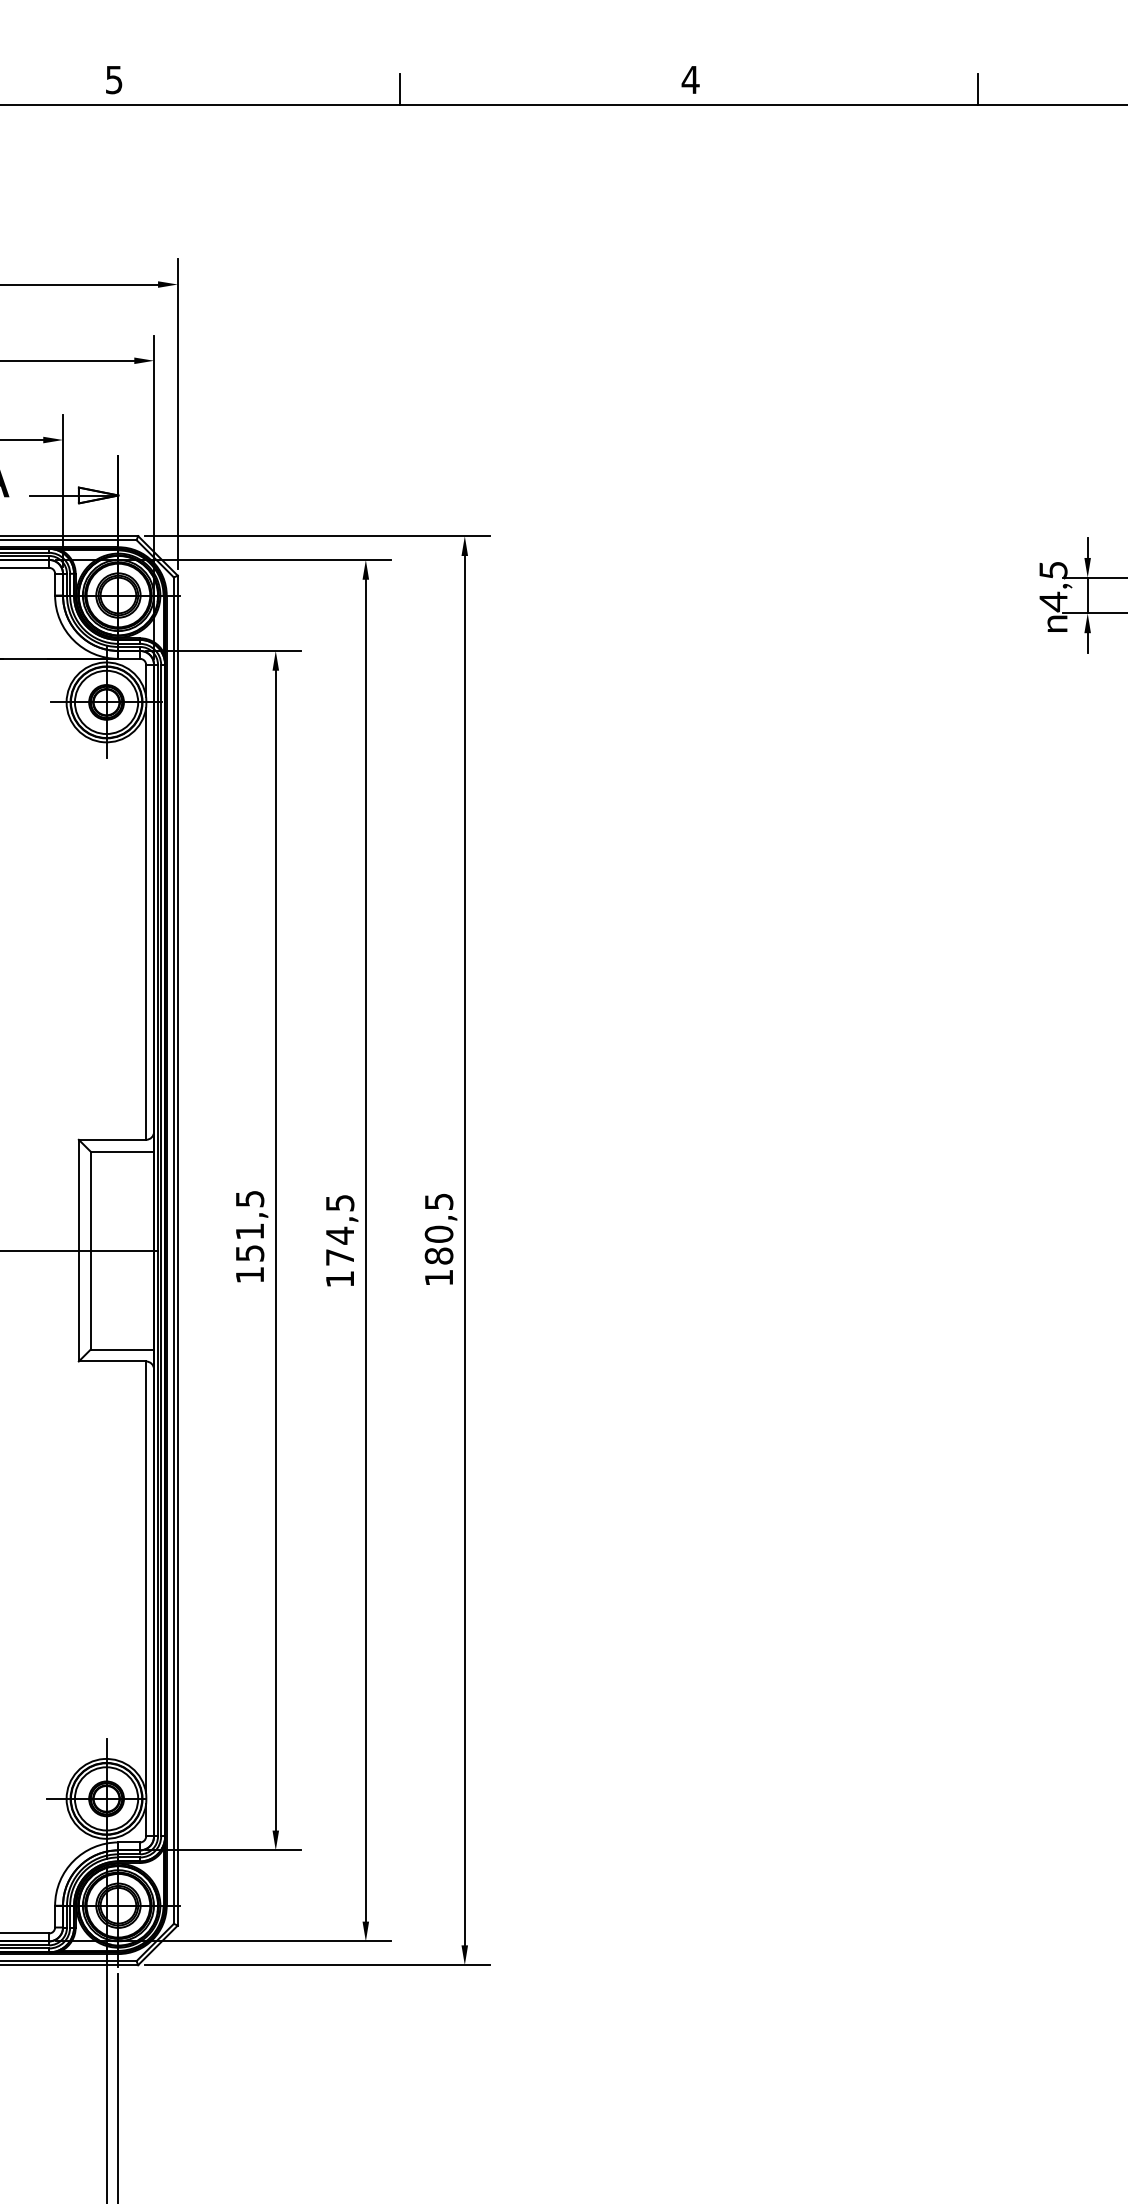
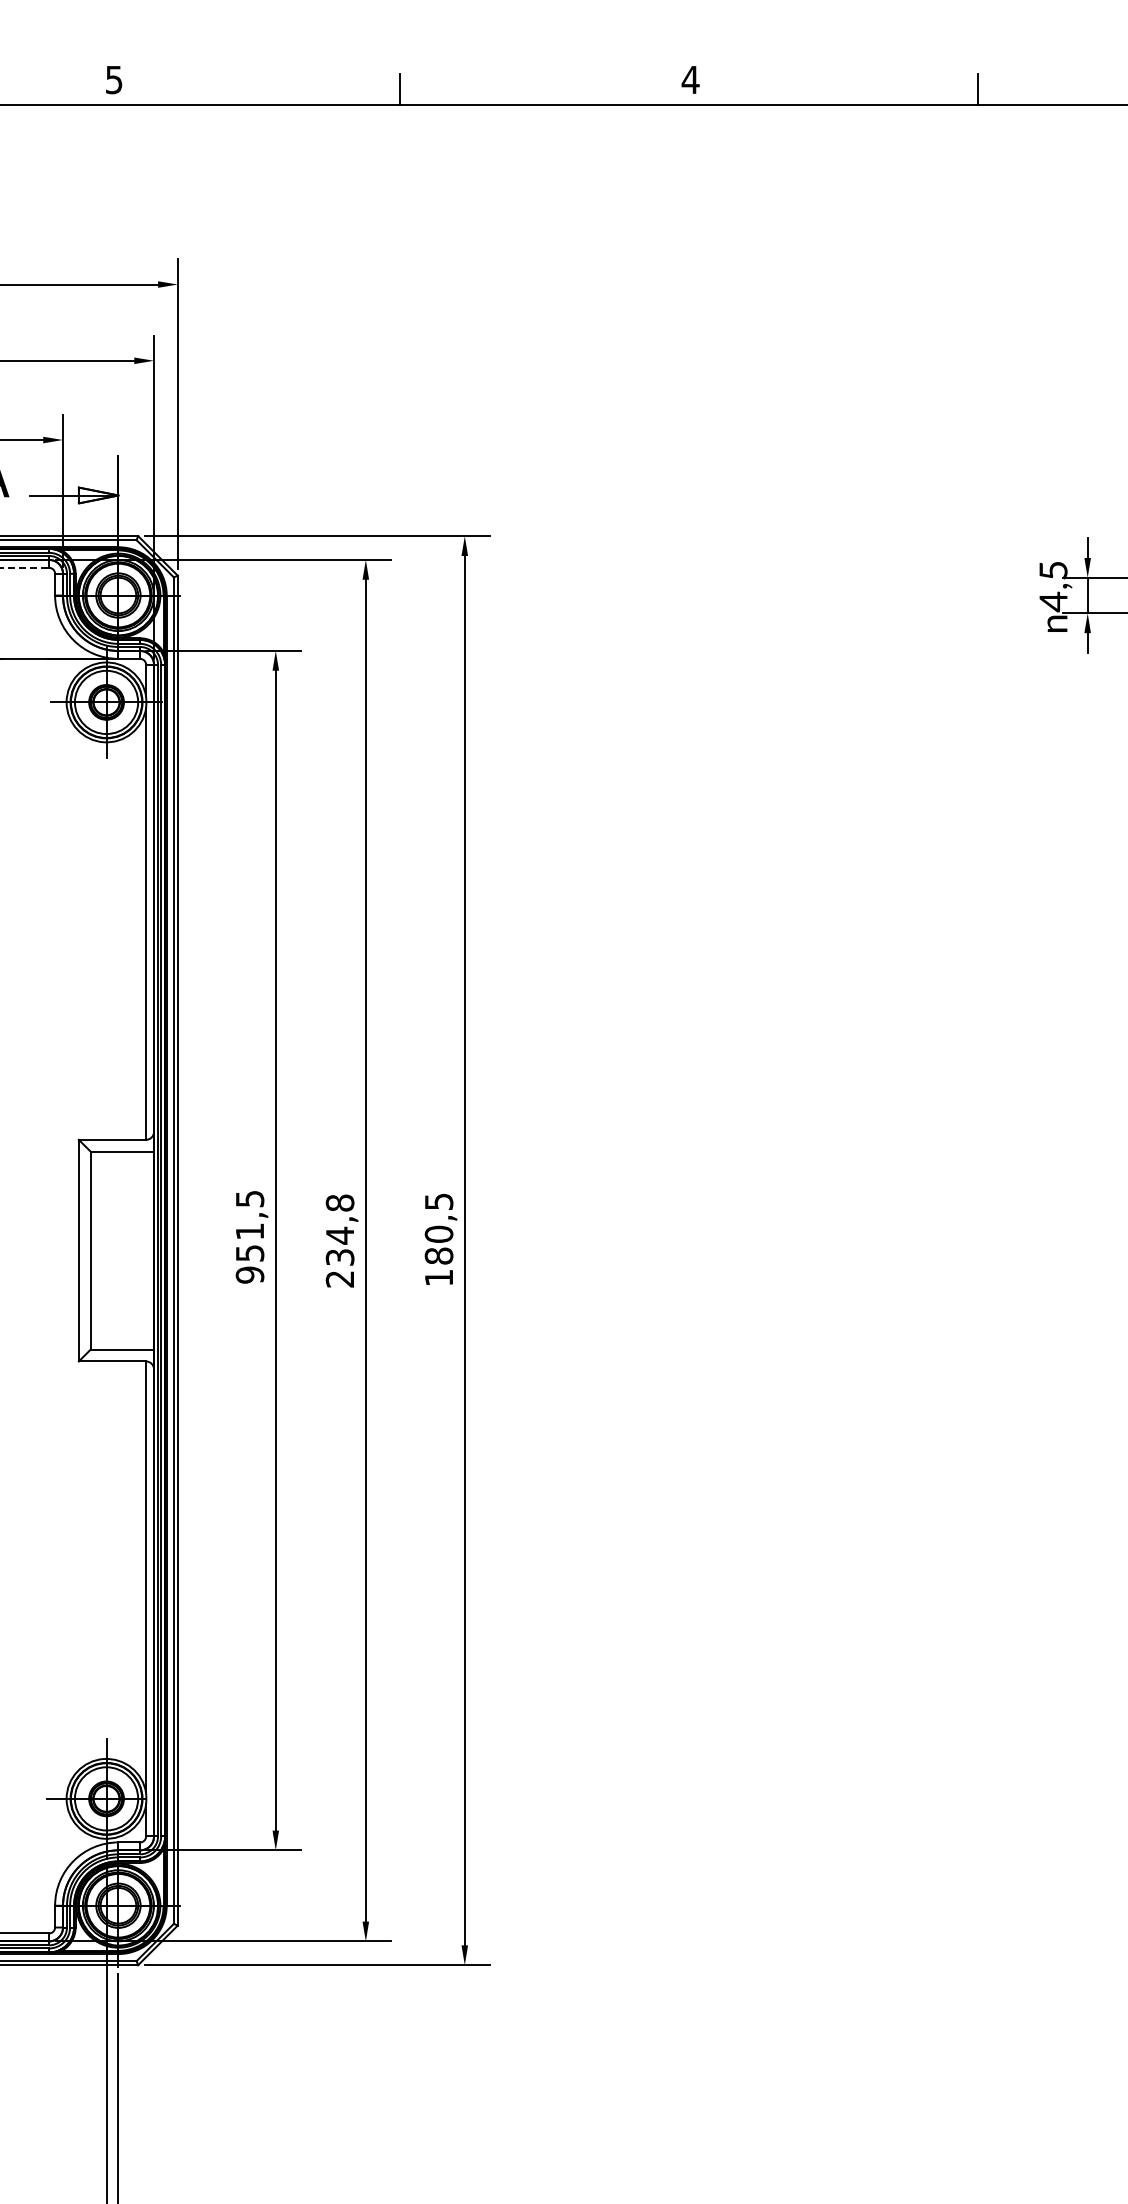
line: solid -> dashed (25, 567)
text: 174,5 -> 234,8 (339, 1240)
line: present -> none (80, 1250)
text: 151,5 -> 951,5 (249, 1274)
